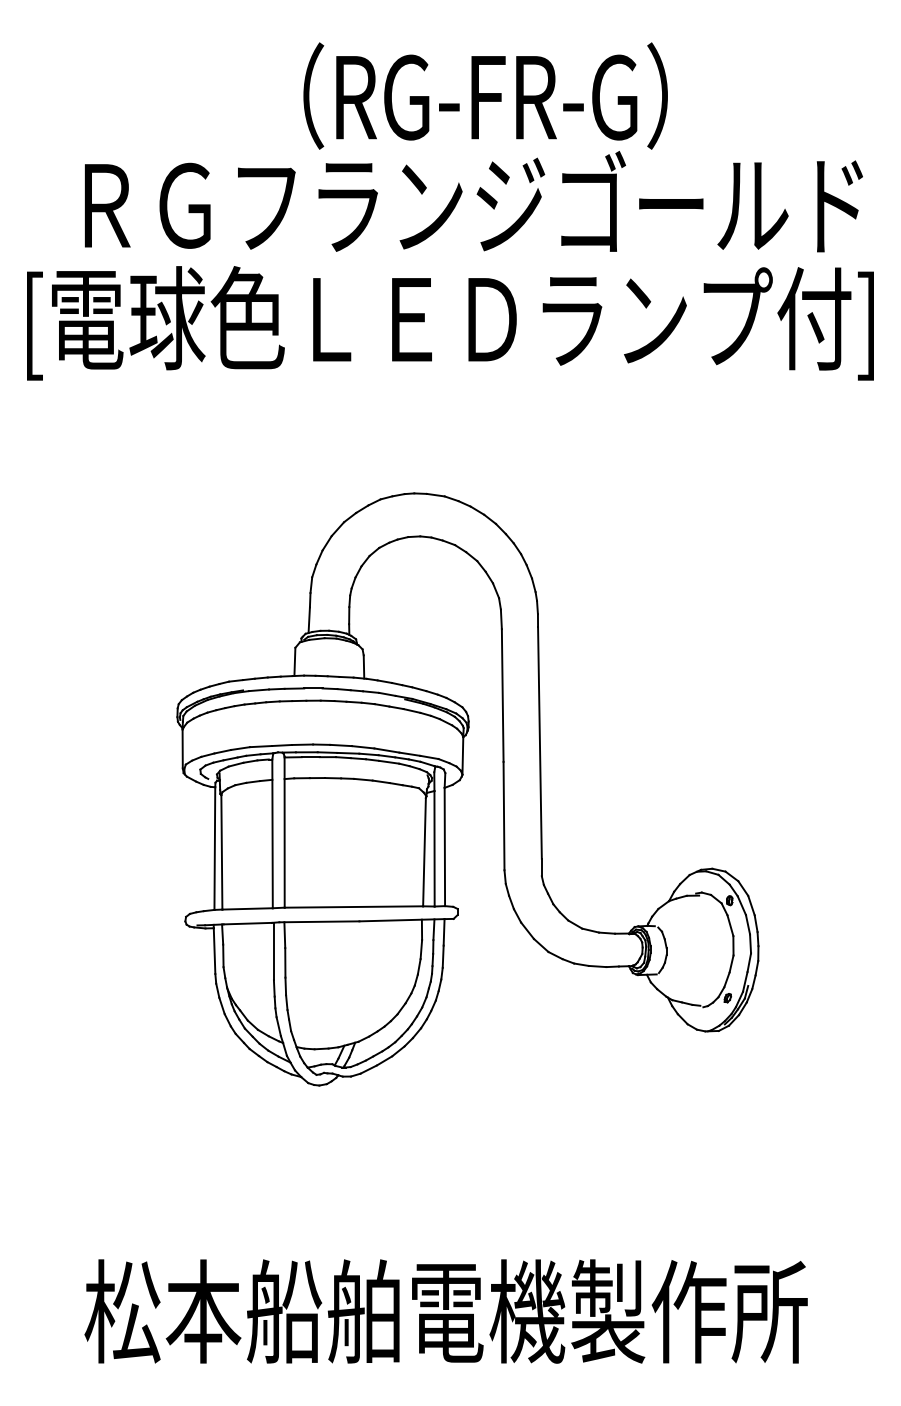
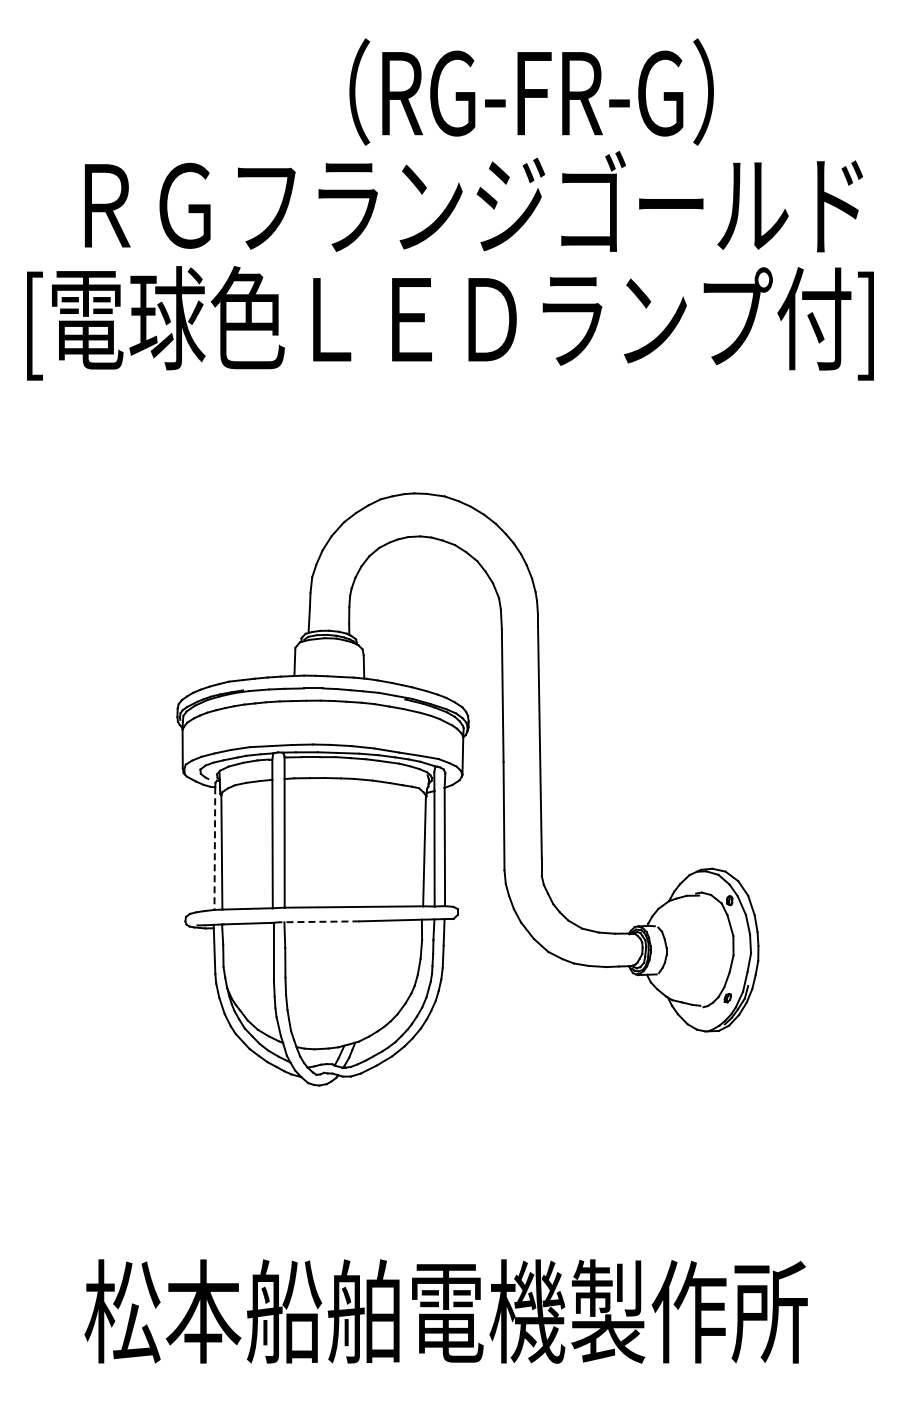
text position: (485, 95) -> (531, 91) (531, 91)
line: solid -> dashed (214, 849)
line: solid -> dashed (318, 921)
